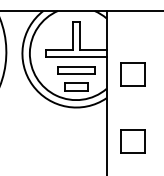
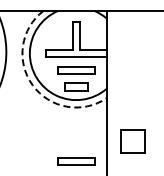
part: present -> none (132, 74)
arc: solid -> dashed (32, 85)
part: none -> present (76, 161)
